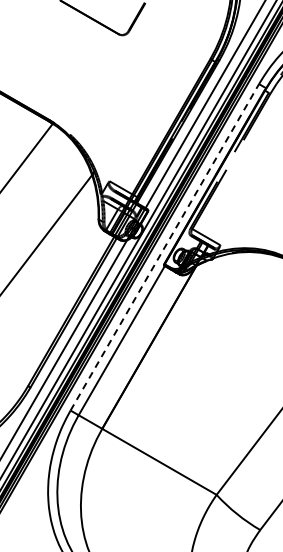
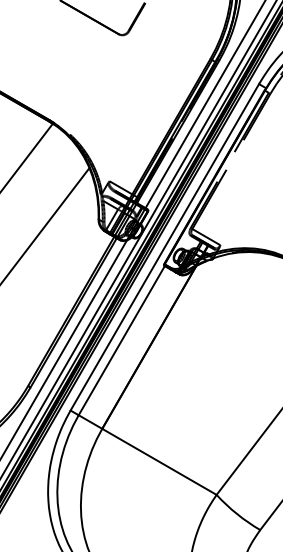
line position: (48, 232) -> (45, 225) (45, 225)
line: dashed -> solid (165, 246)
